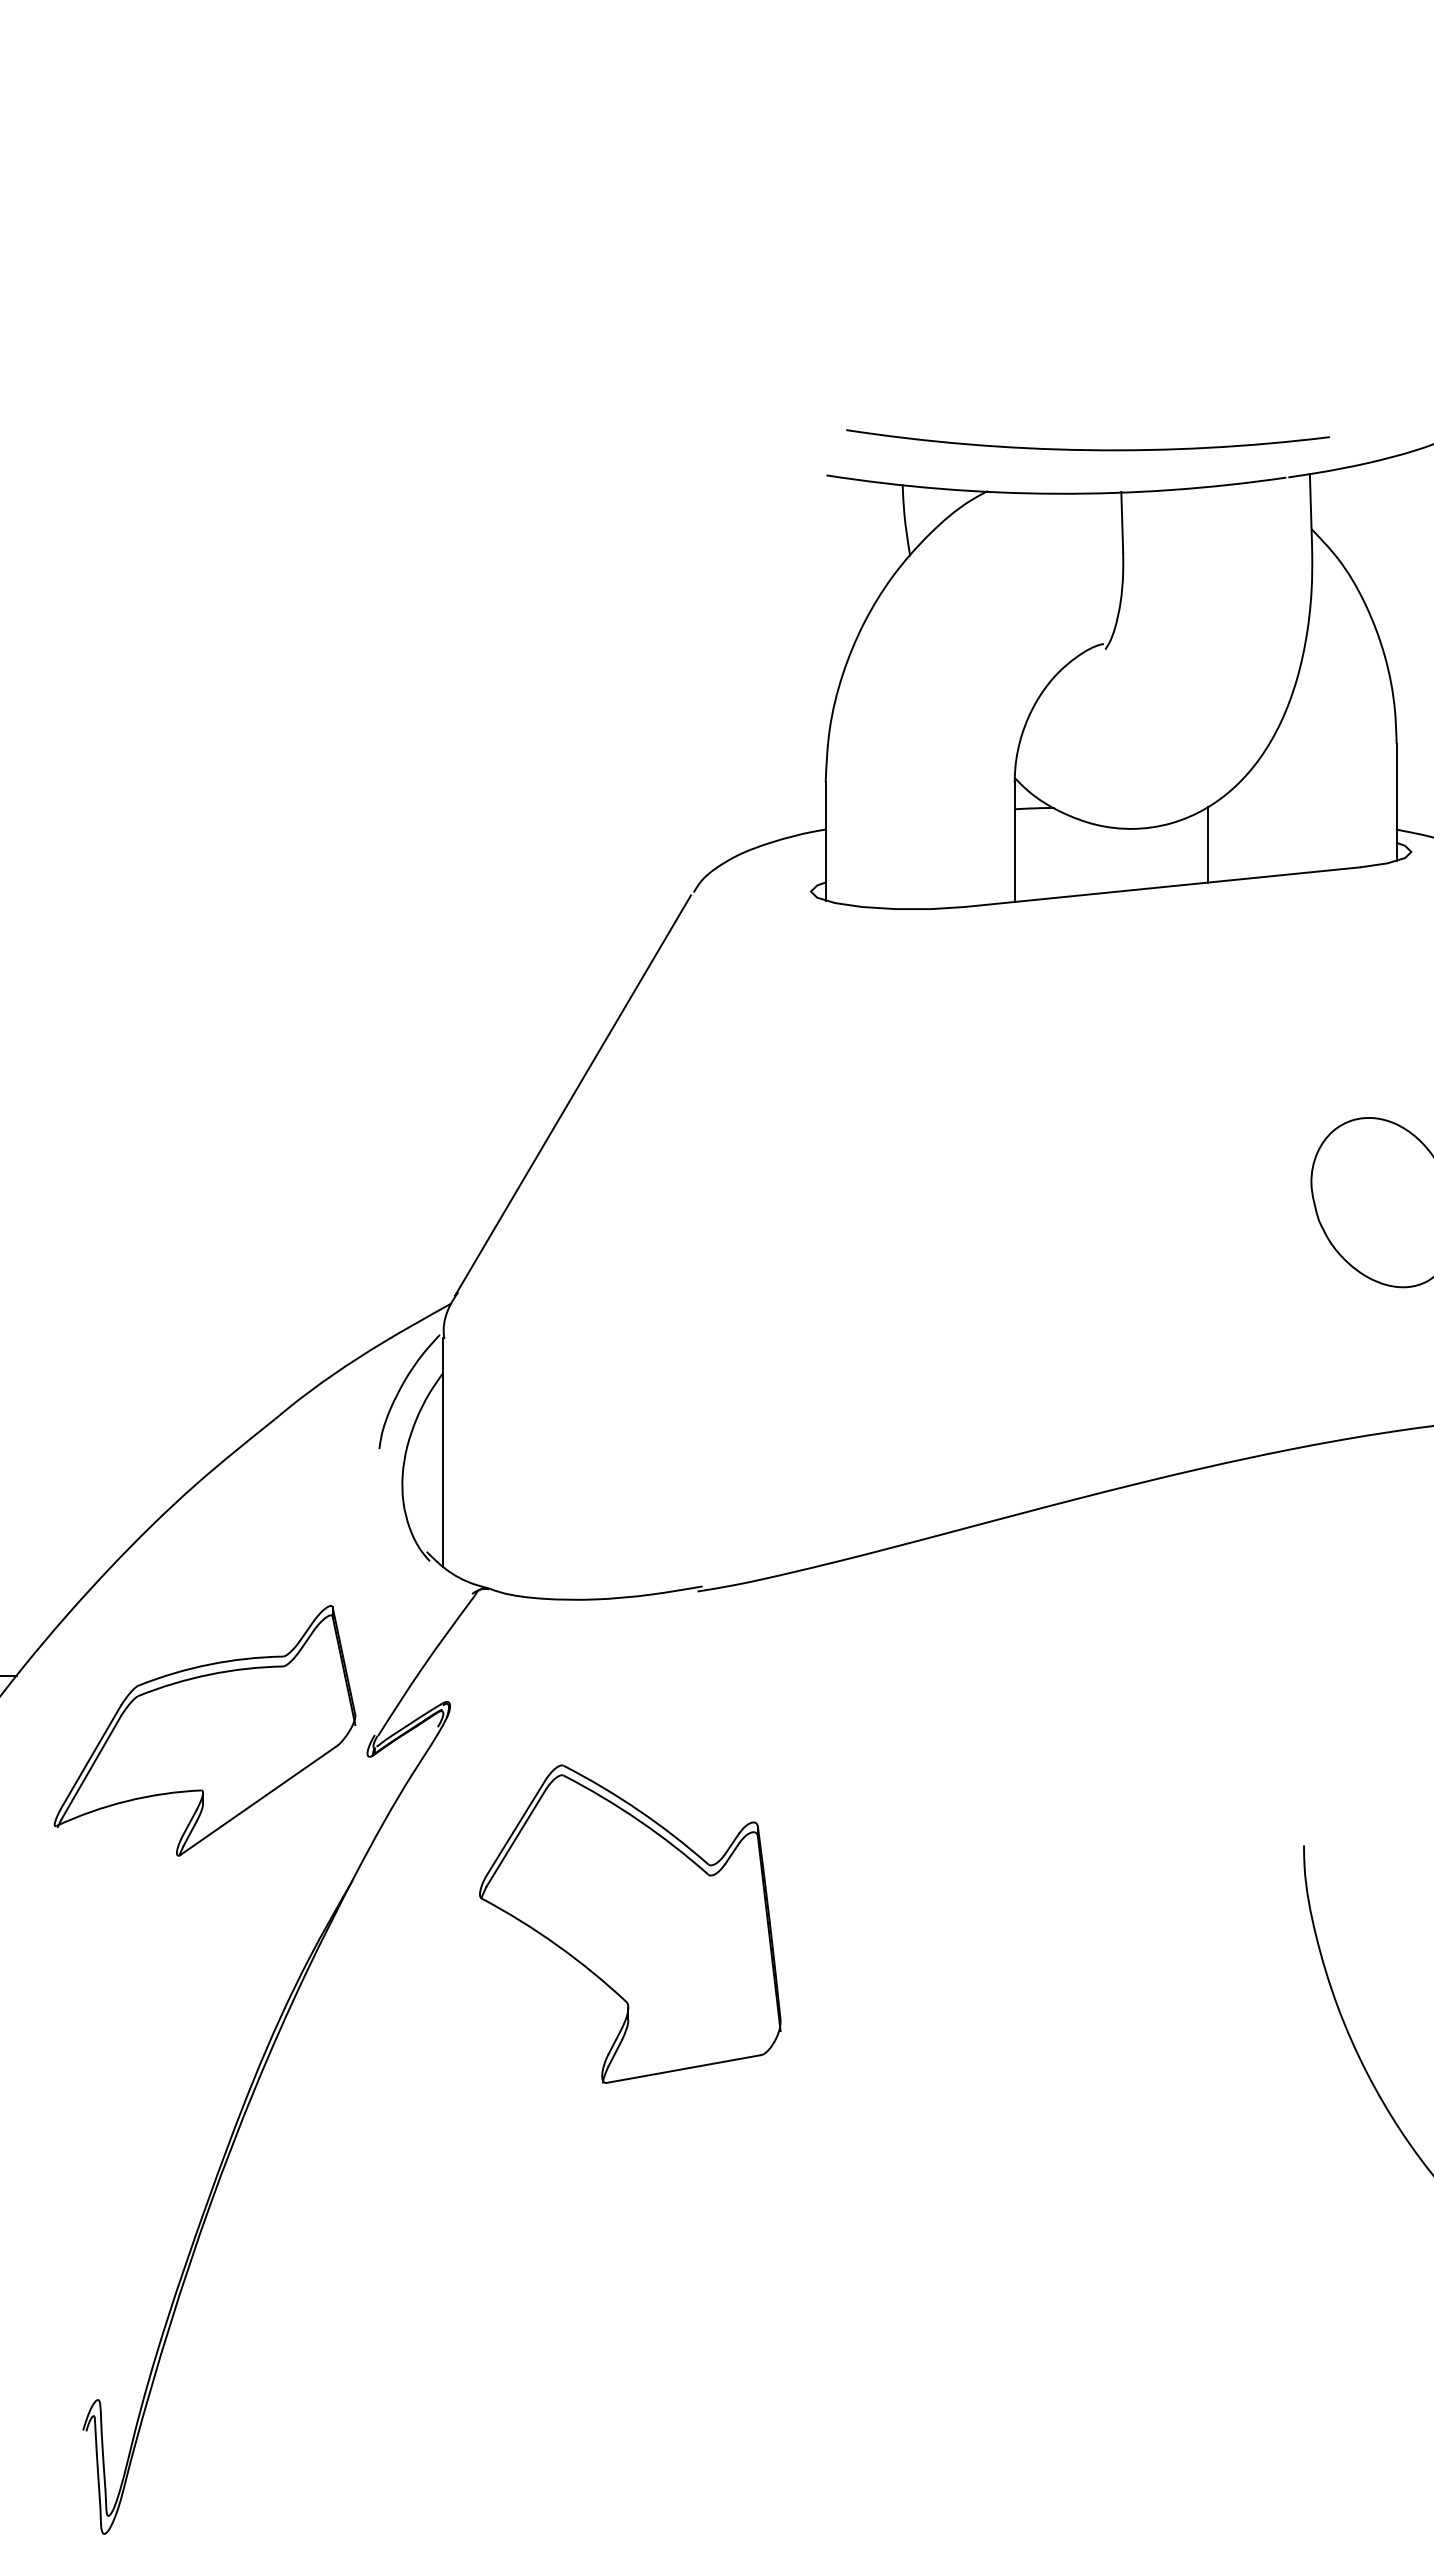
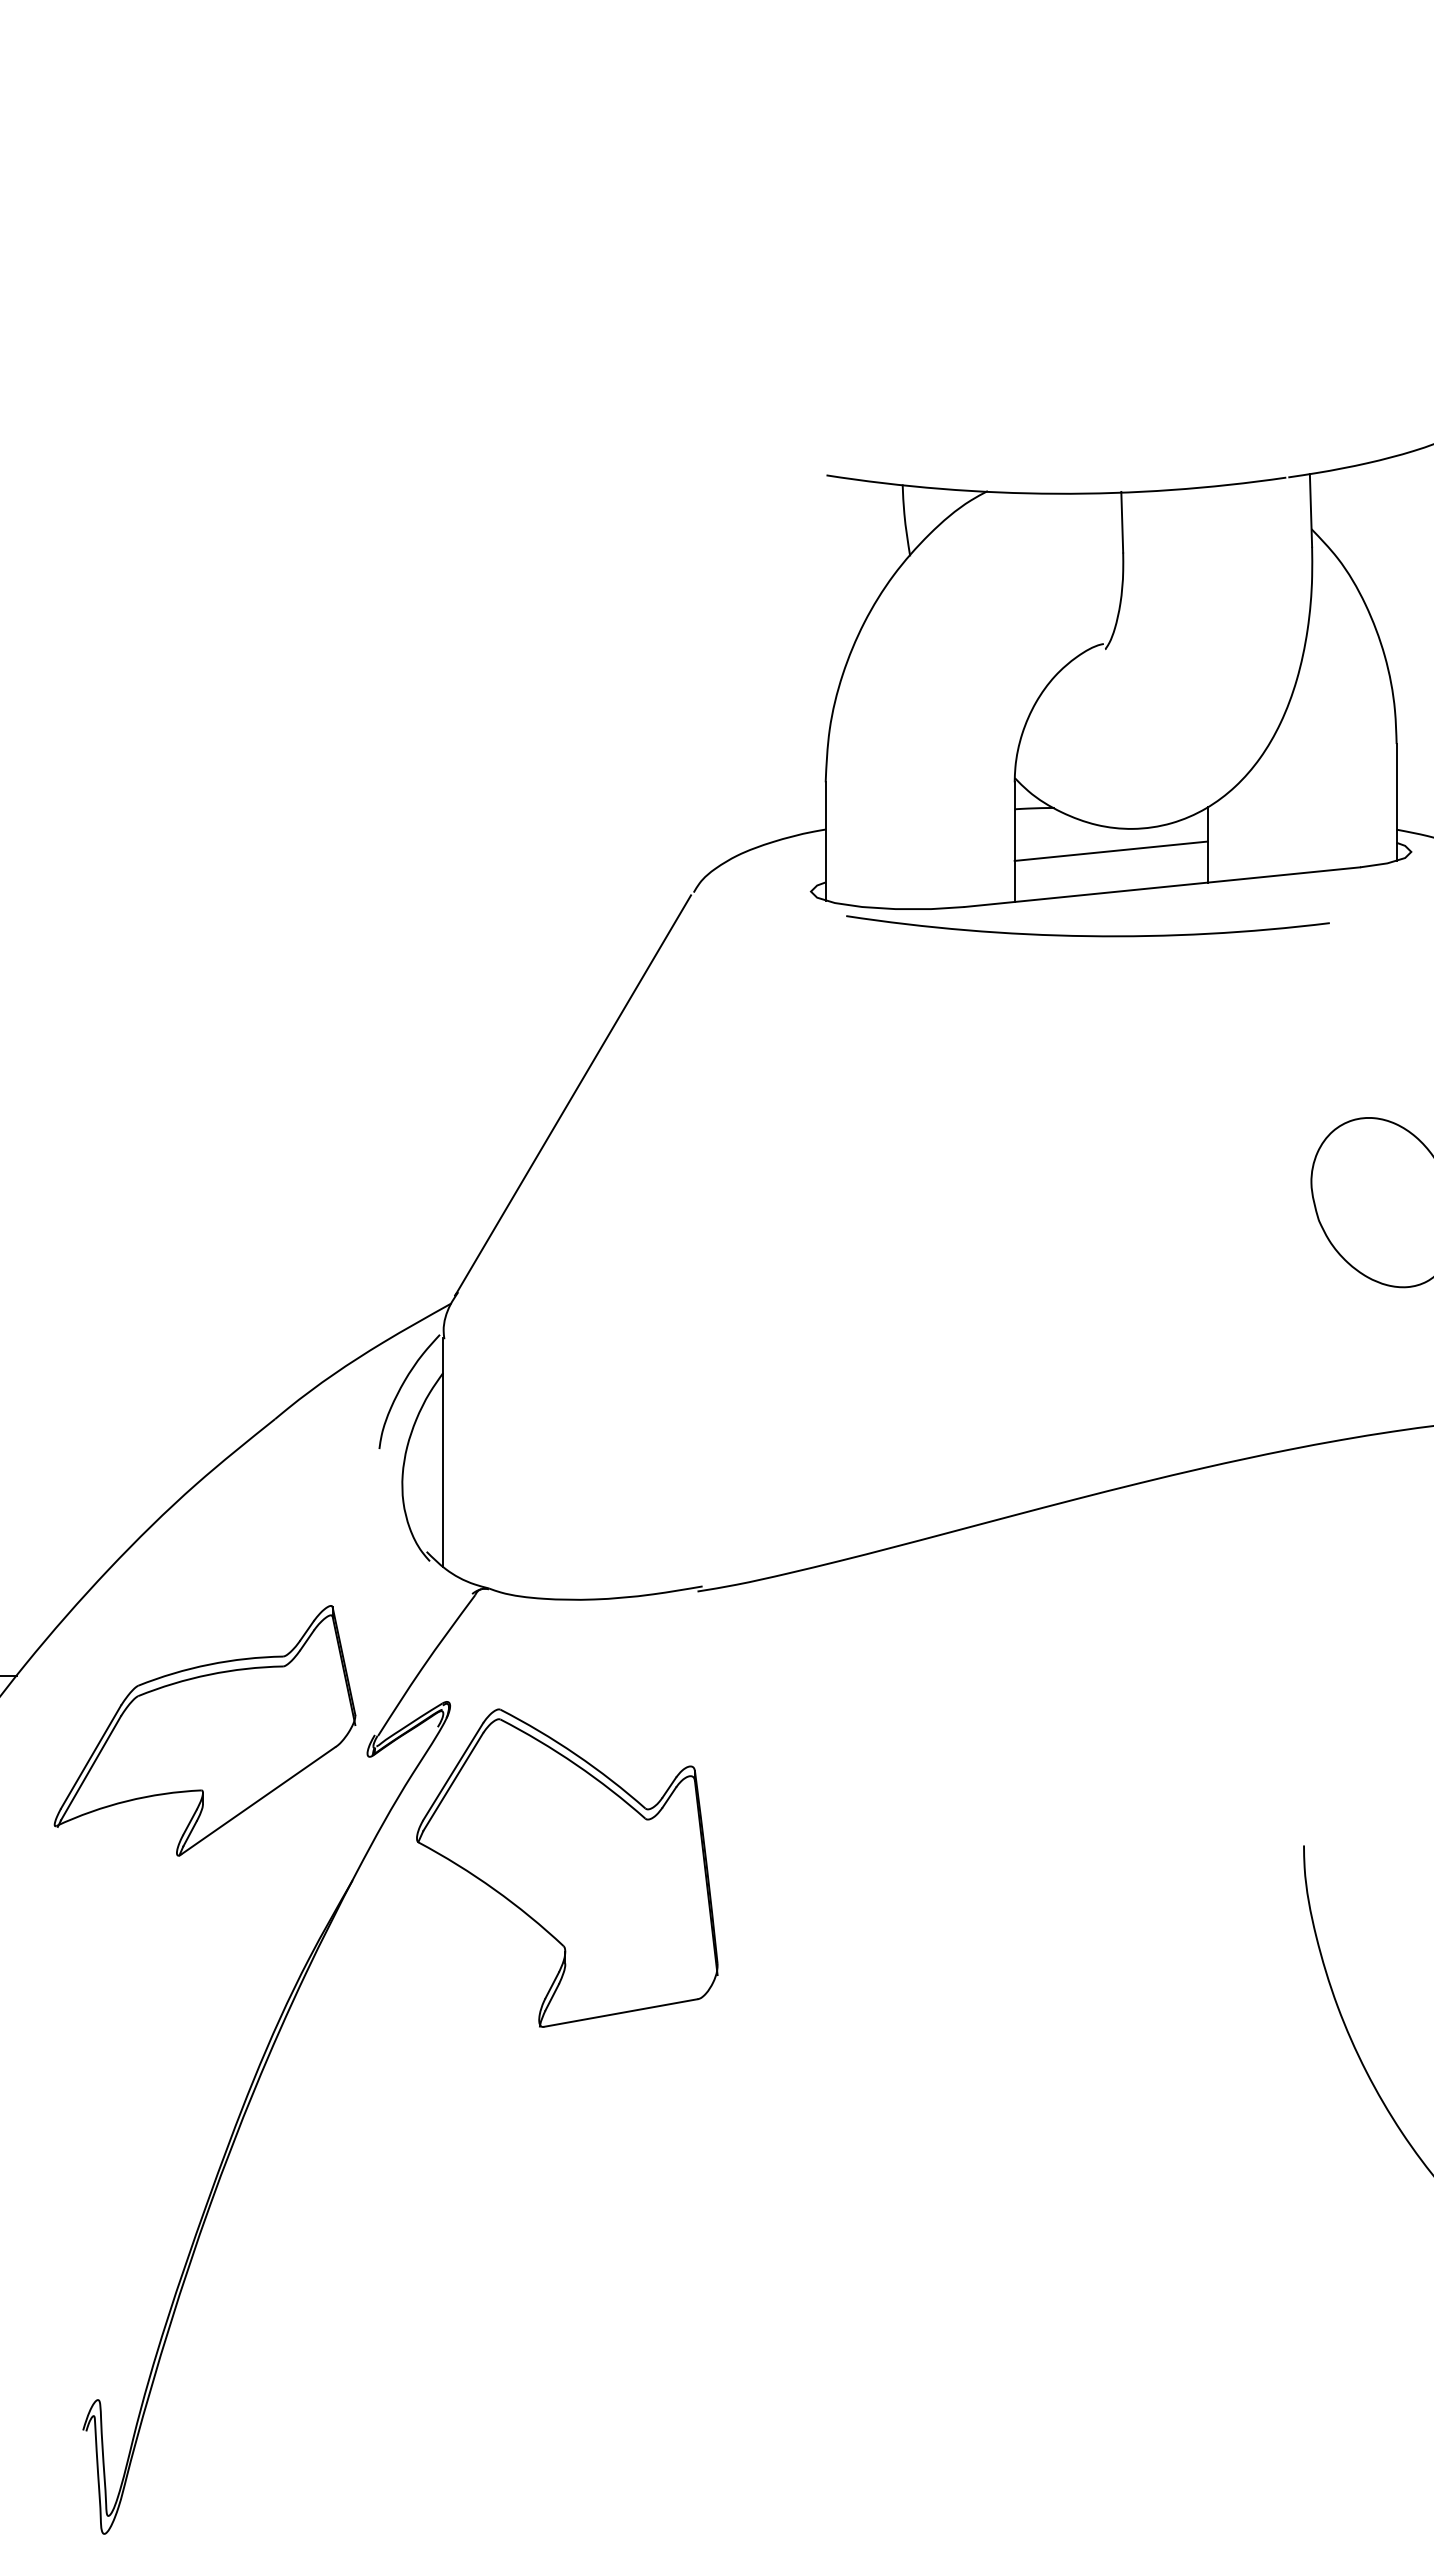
arc position: (1087, 449) -> (1087, 935) (1087, 935)
line: none -> present (1110, 850)
part position: (630, 1923) -> (567, 1867) (567, 1867)
